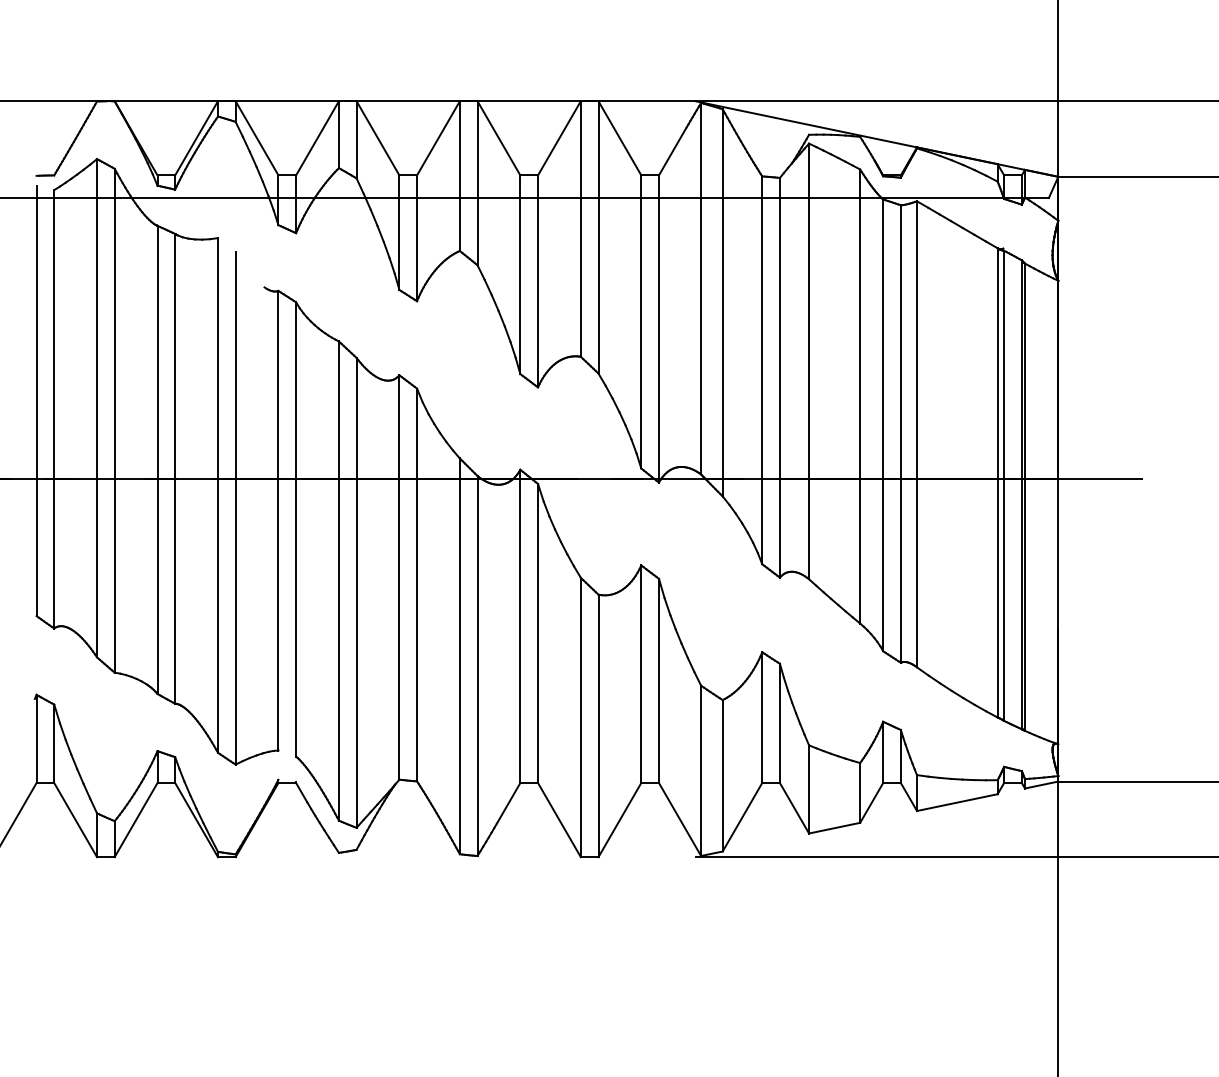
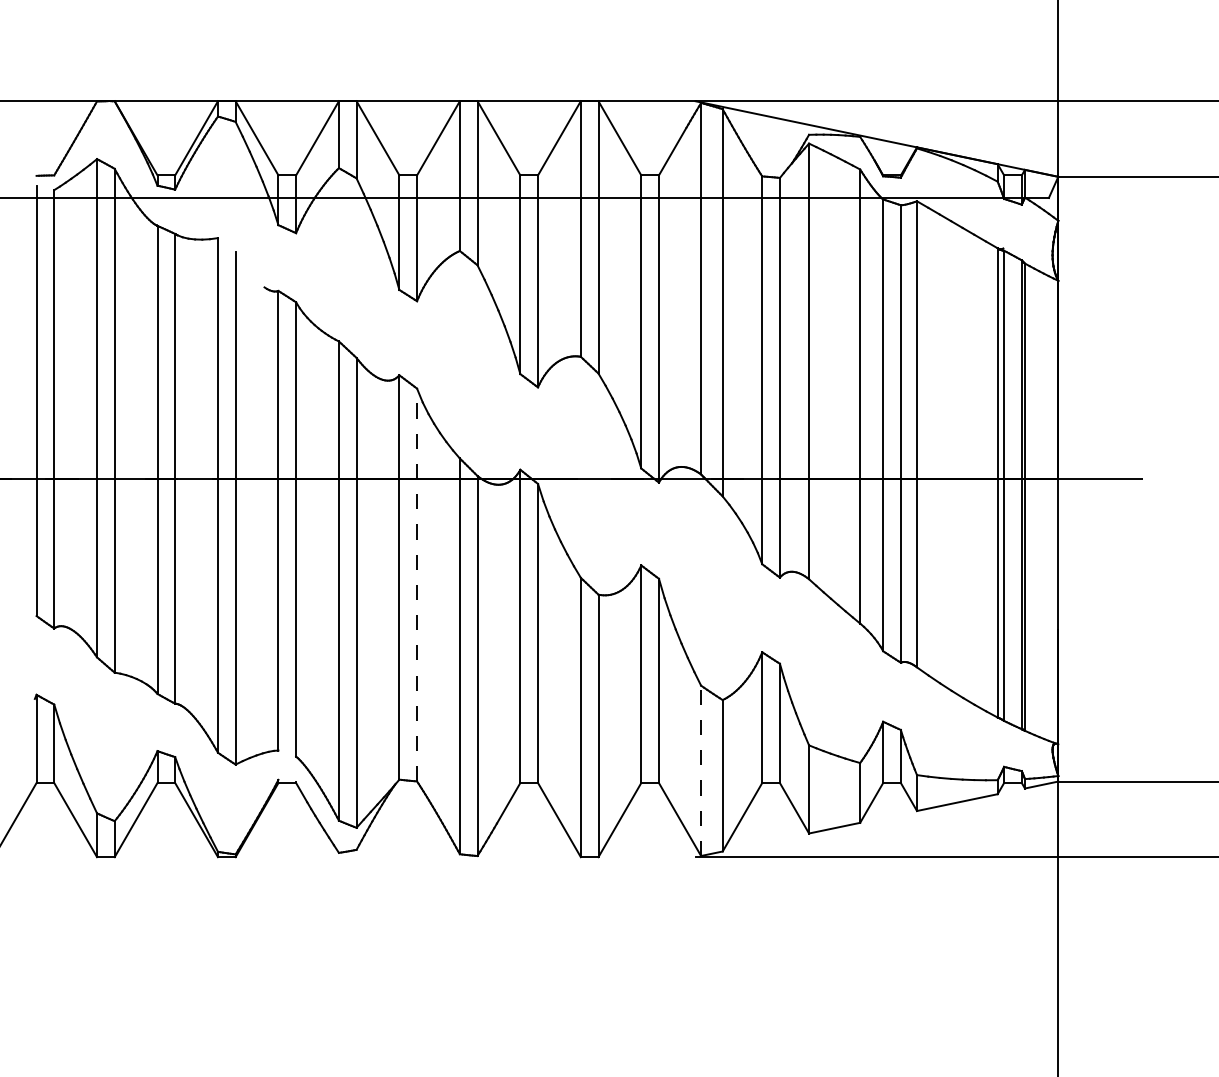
line: solid -> dashed (417, 584)
line: solid -> dashed (701, 770)
